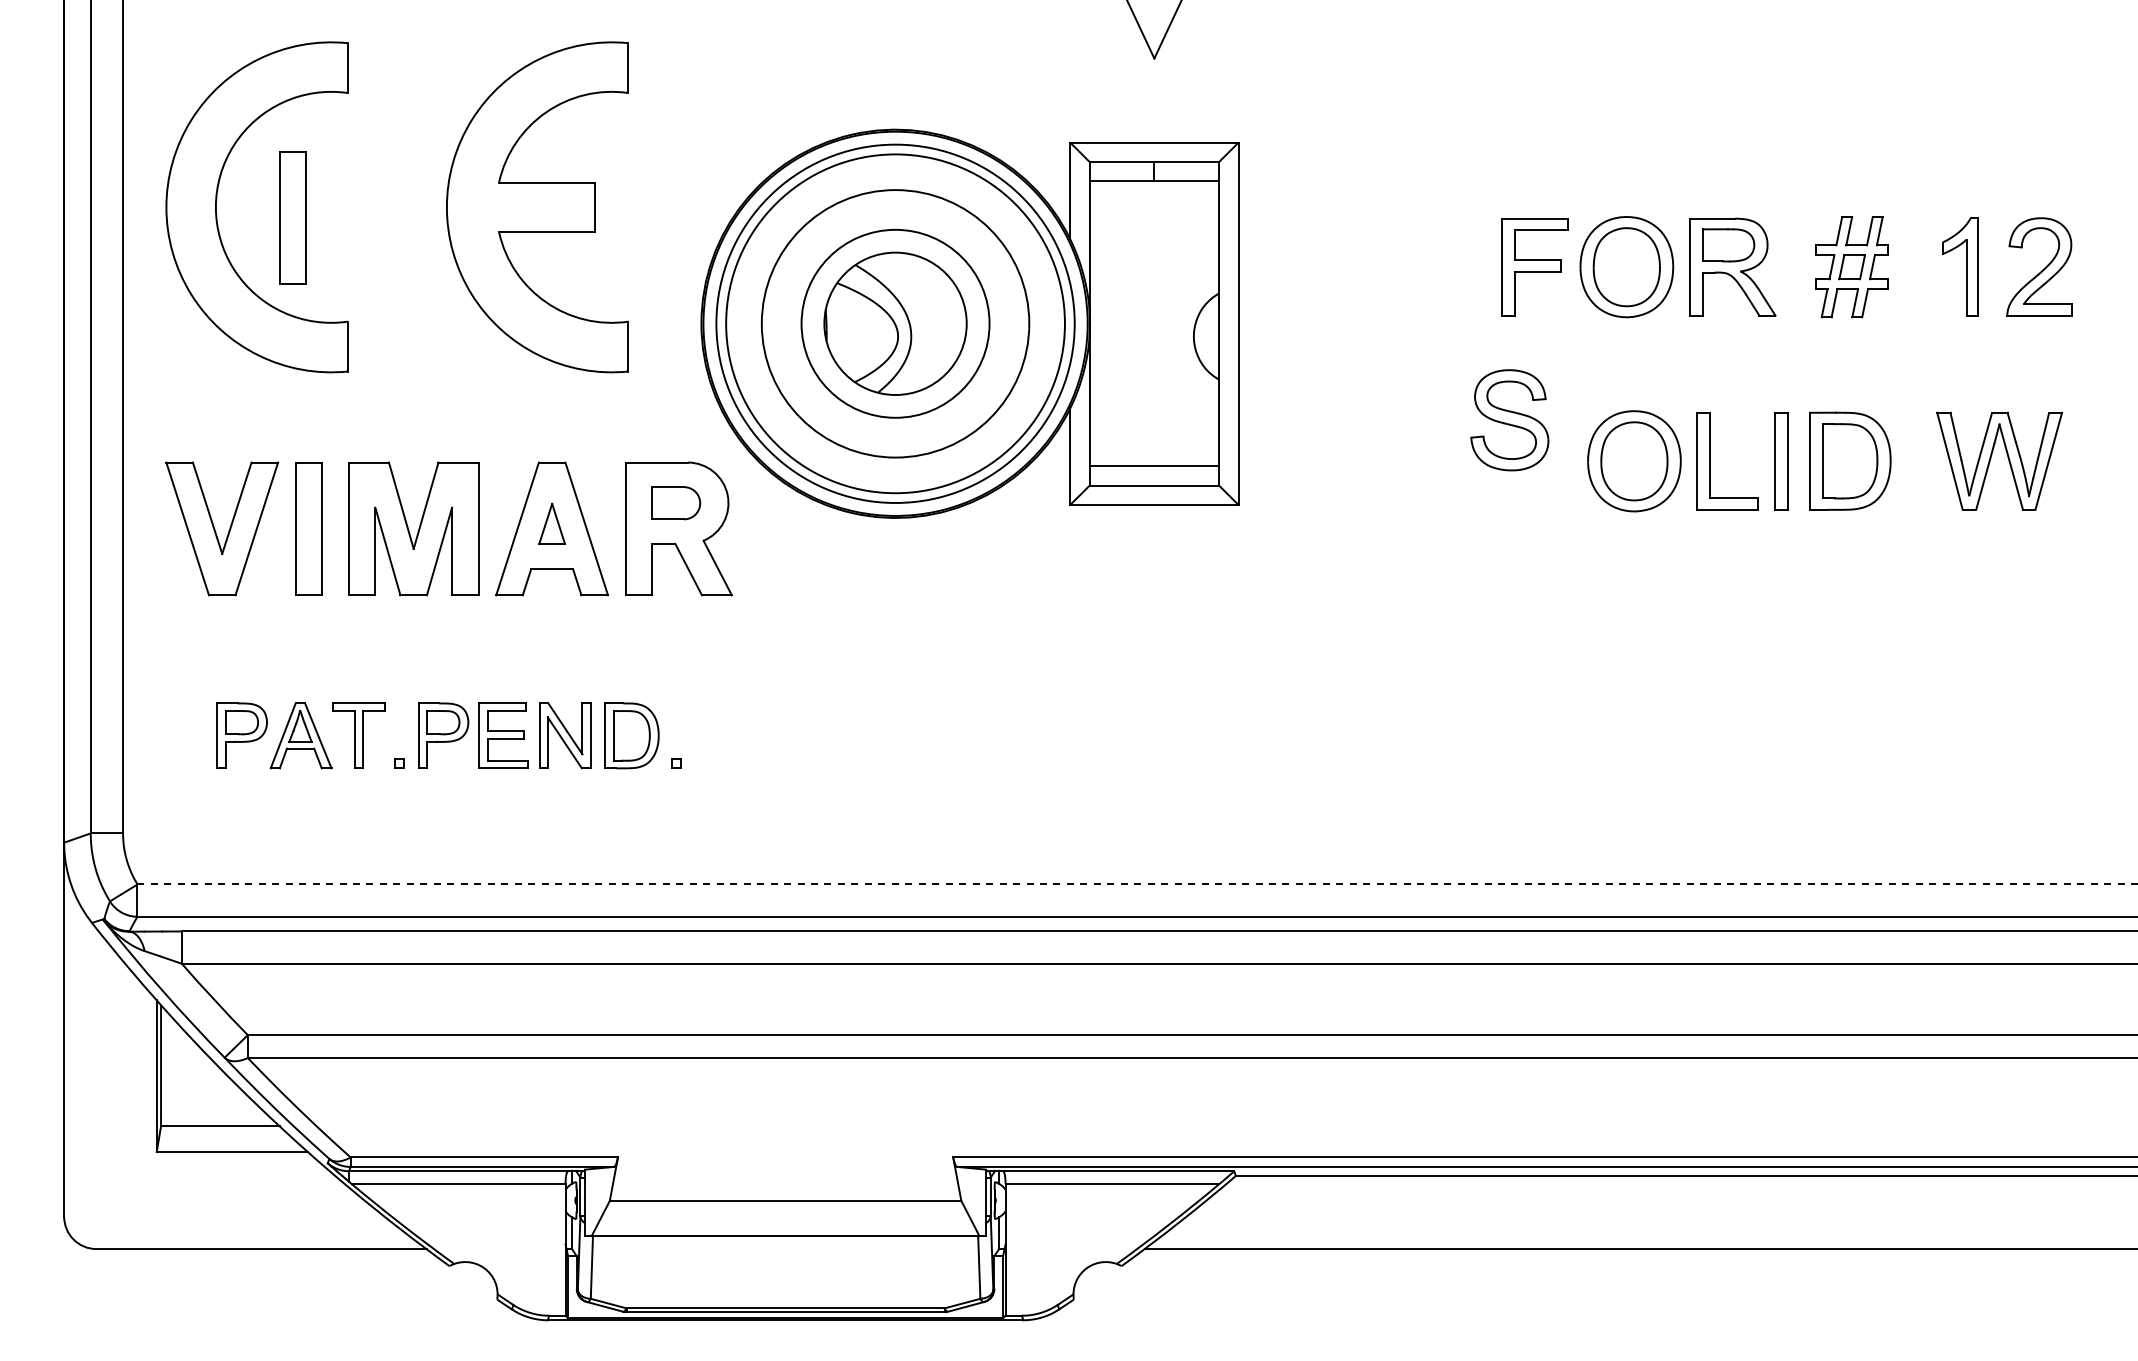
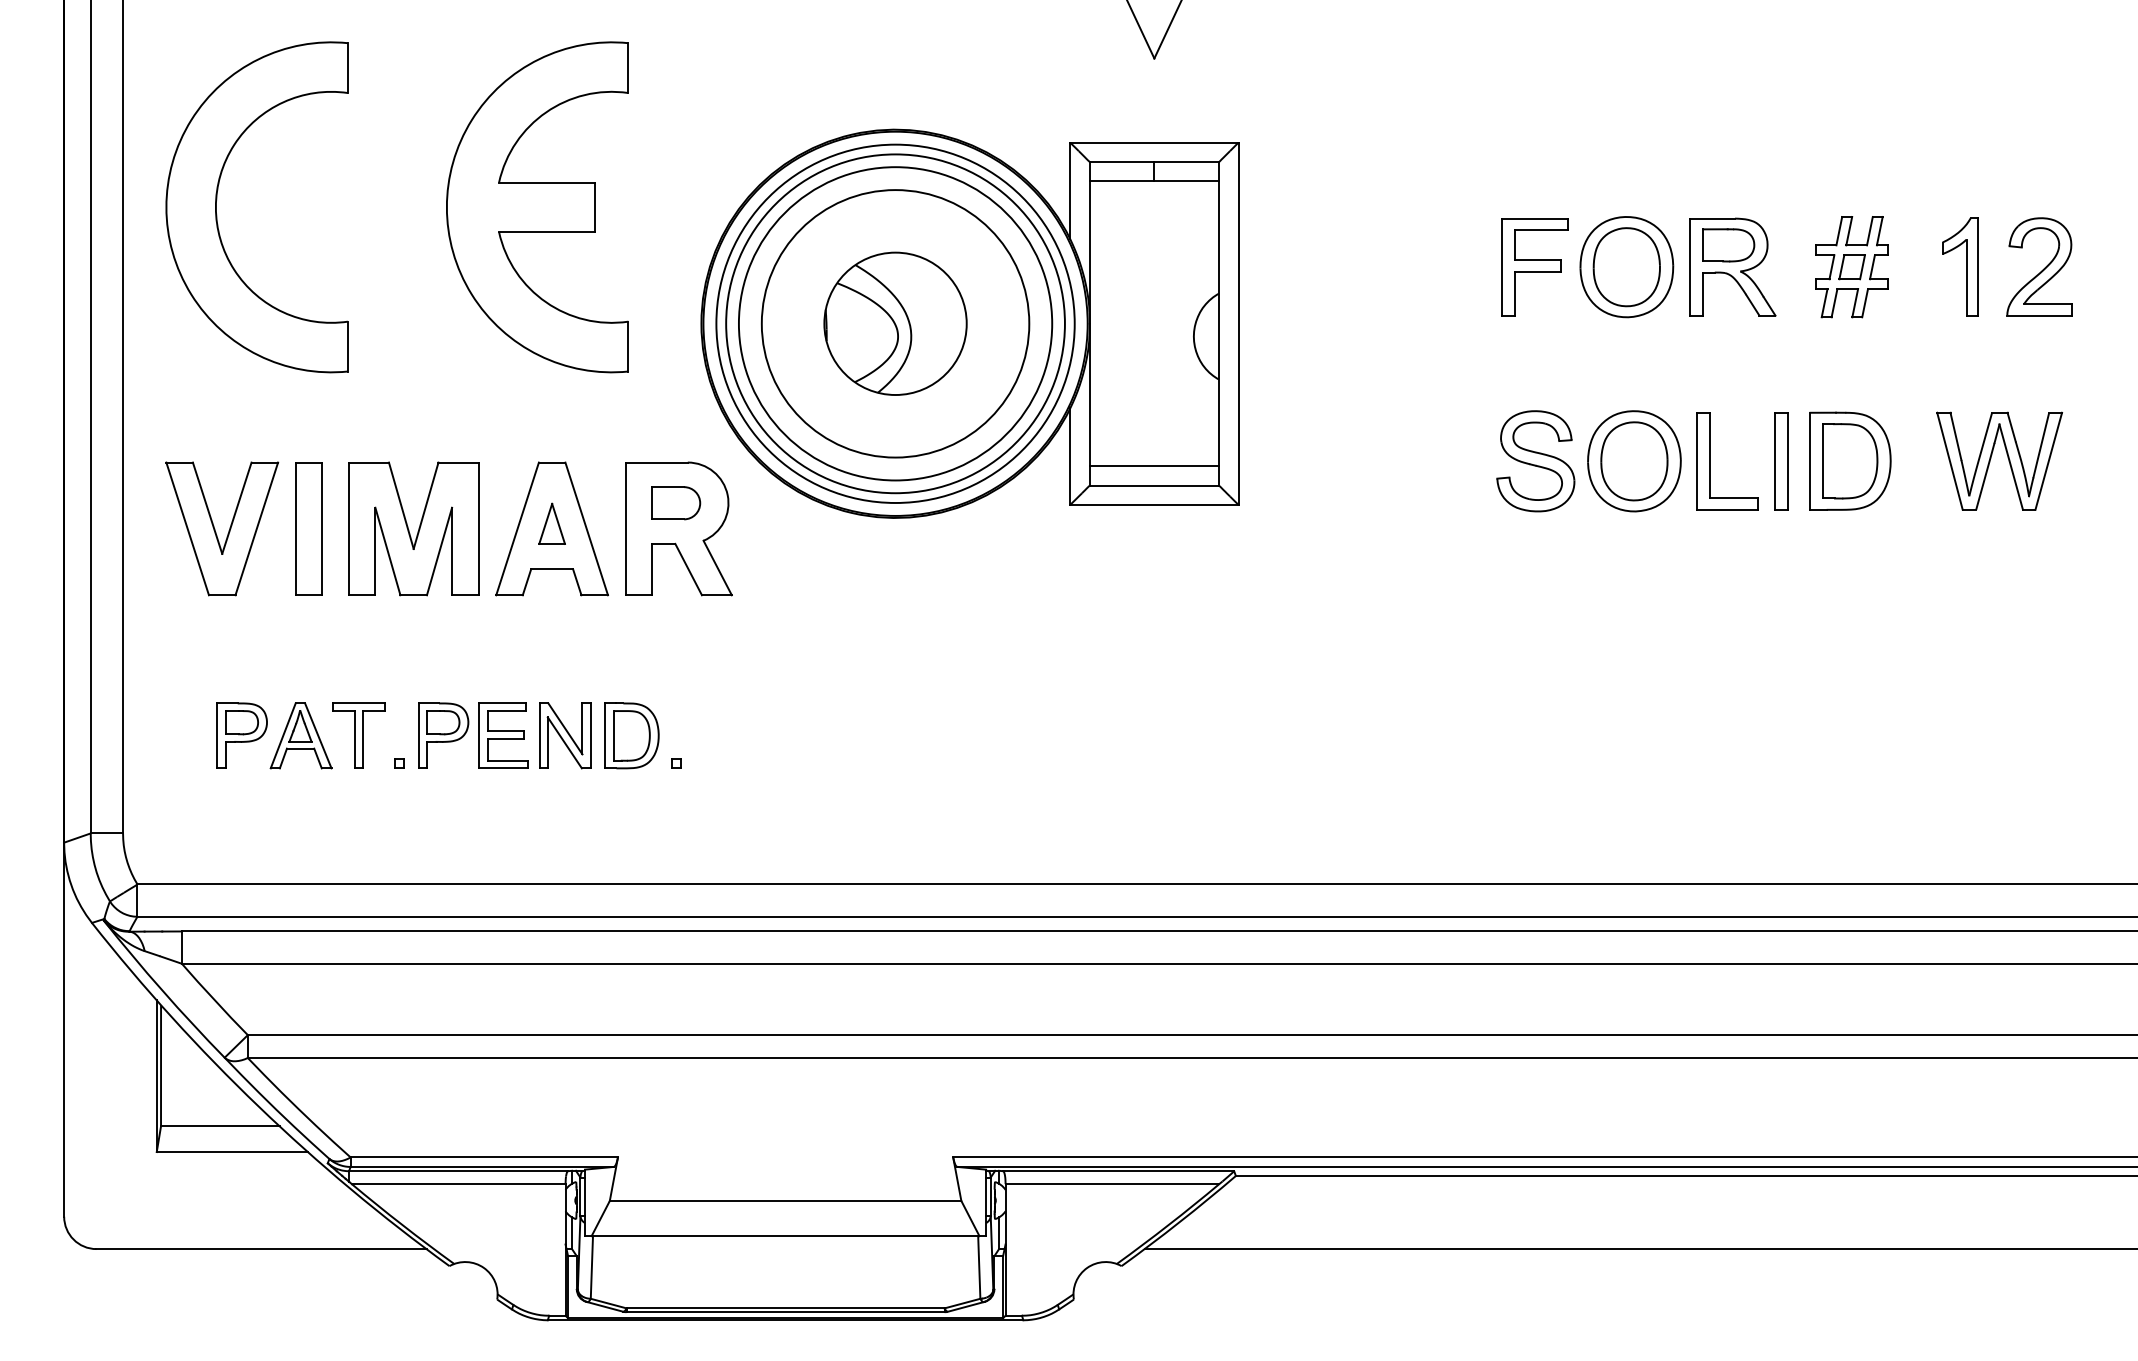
part: present -> none (292, 217)
circle diameter: 188 px -> 313 px (895, 323)
part position: (1509, 420) -> (1535, 461) (1535, 461)
line: dashed -> solid (1138, 884)
